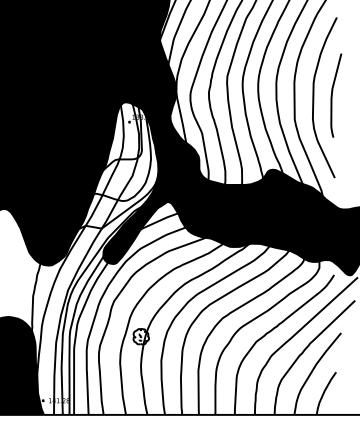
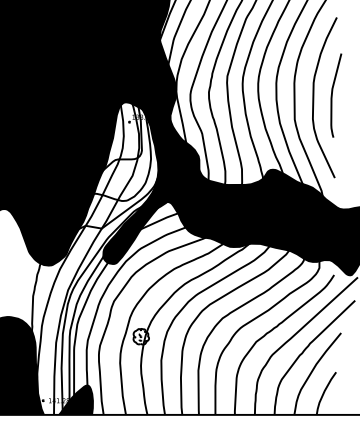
fill: none -> present (75, 399)
